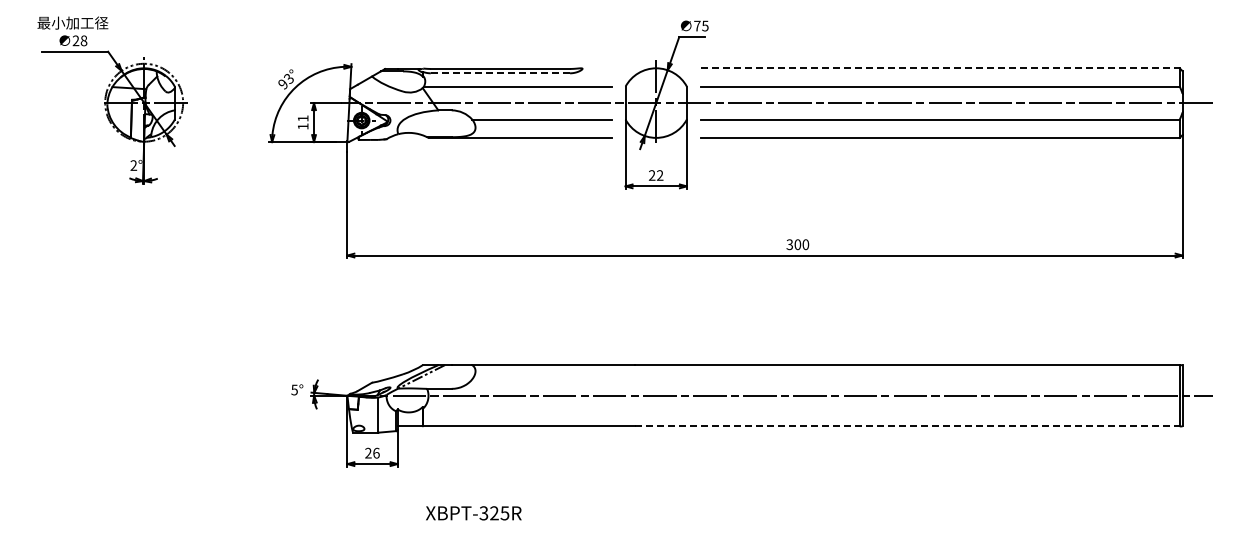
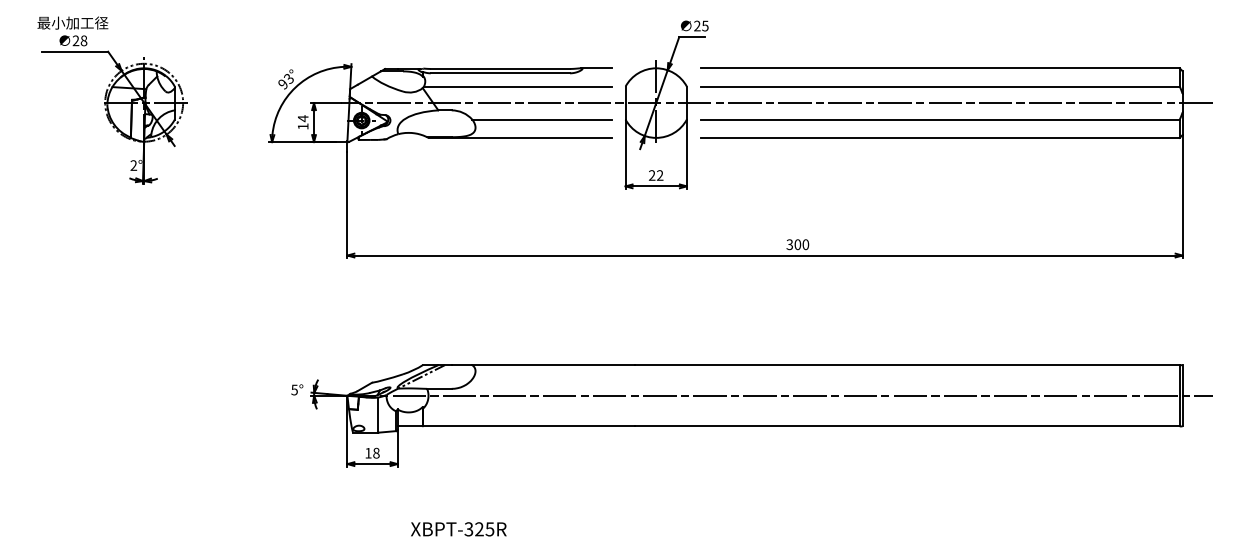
text: 75 -> 25 (697, 25)
line: none -> present (596, 68)
line: dashed -> solid (940, 68)
line: dashed -> solid (500, 73)
text: 11 -> 14 (303, 118)
line: dashed -> solid (907, 426)
text: 26 -> 18 (372, 452)
text position: (473, 513) -> (458, 529) (458, 529)
